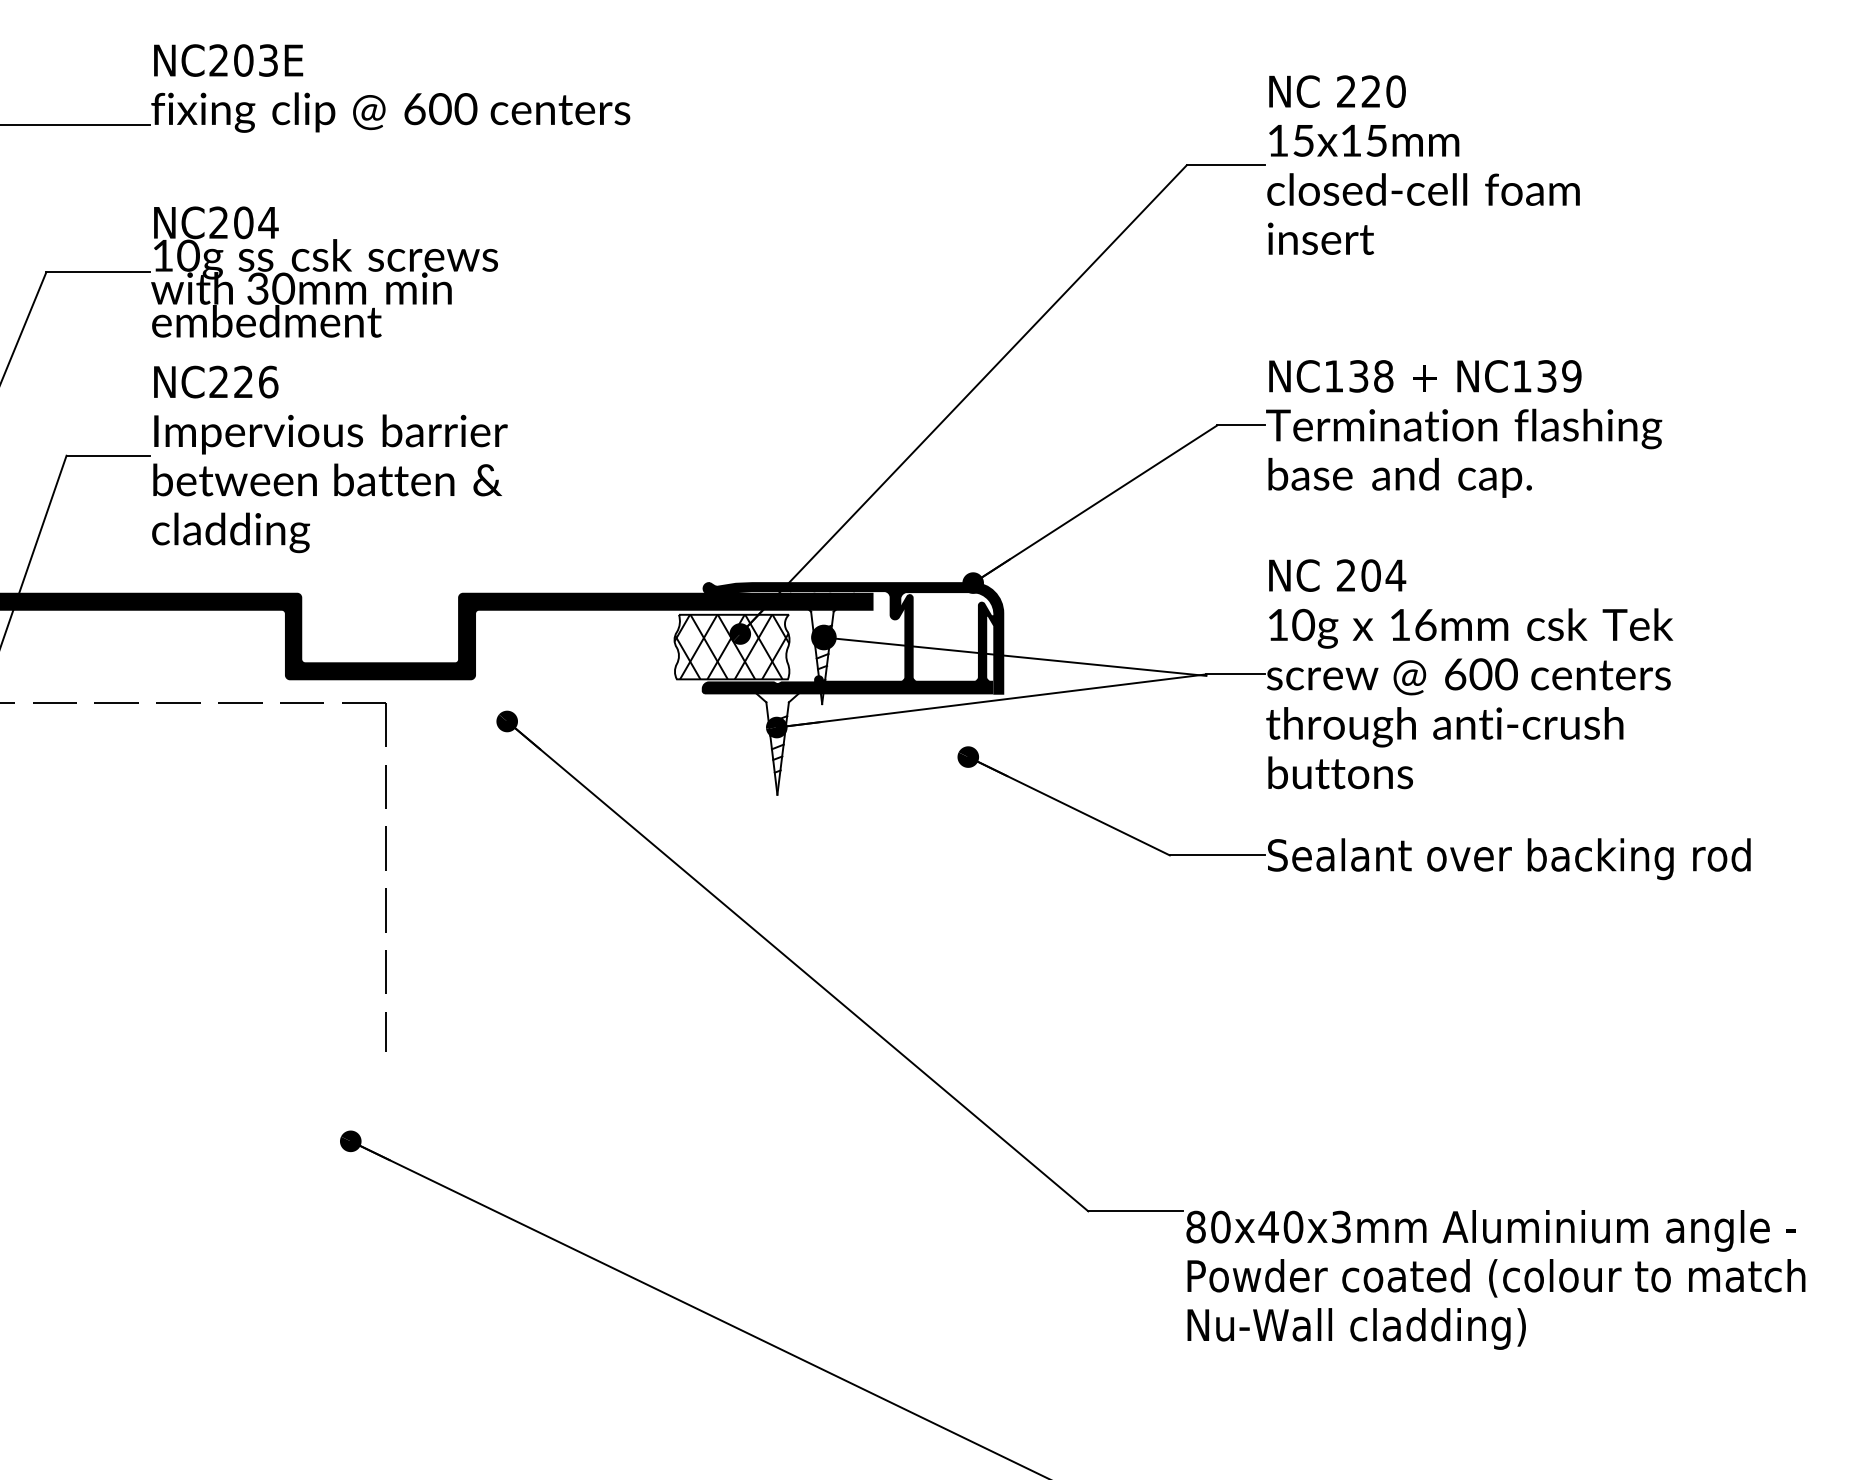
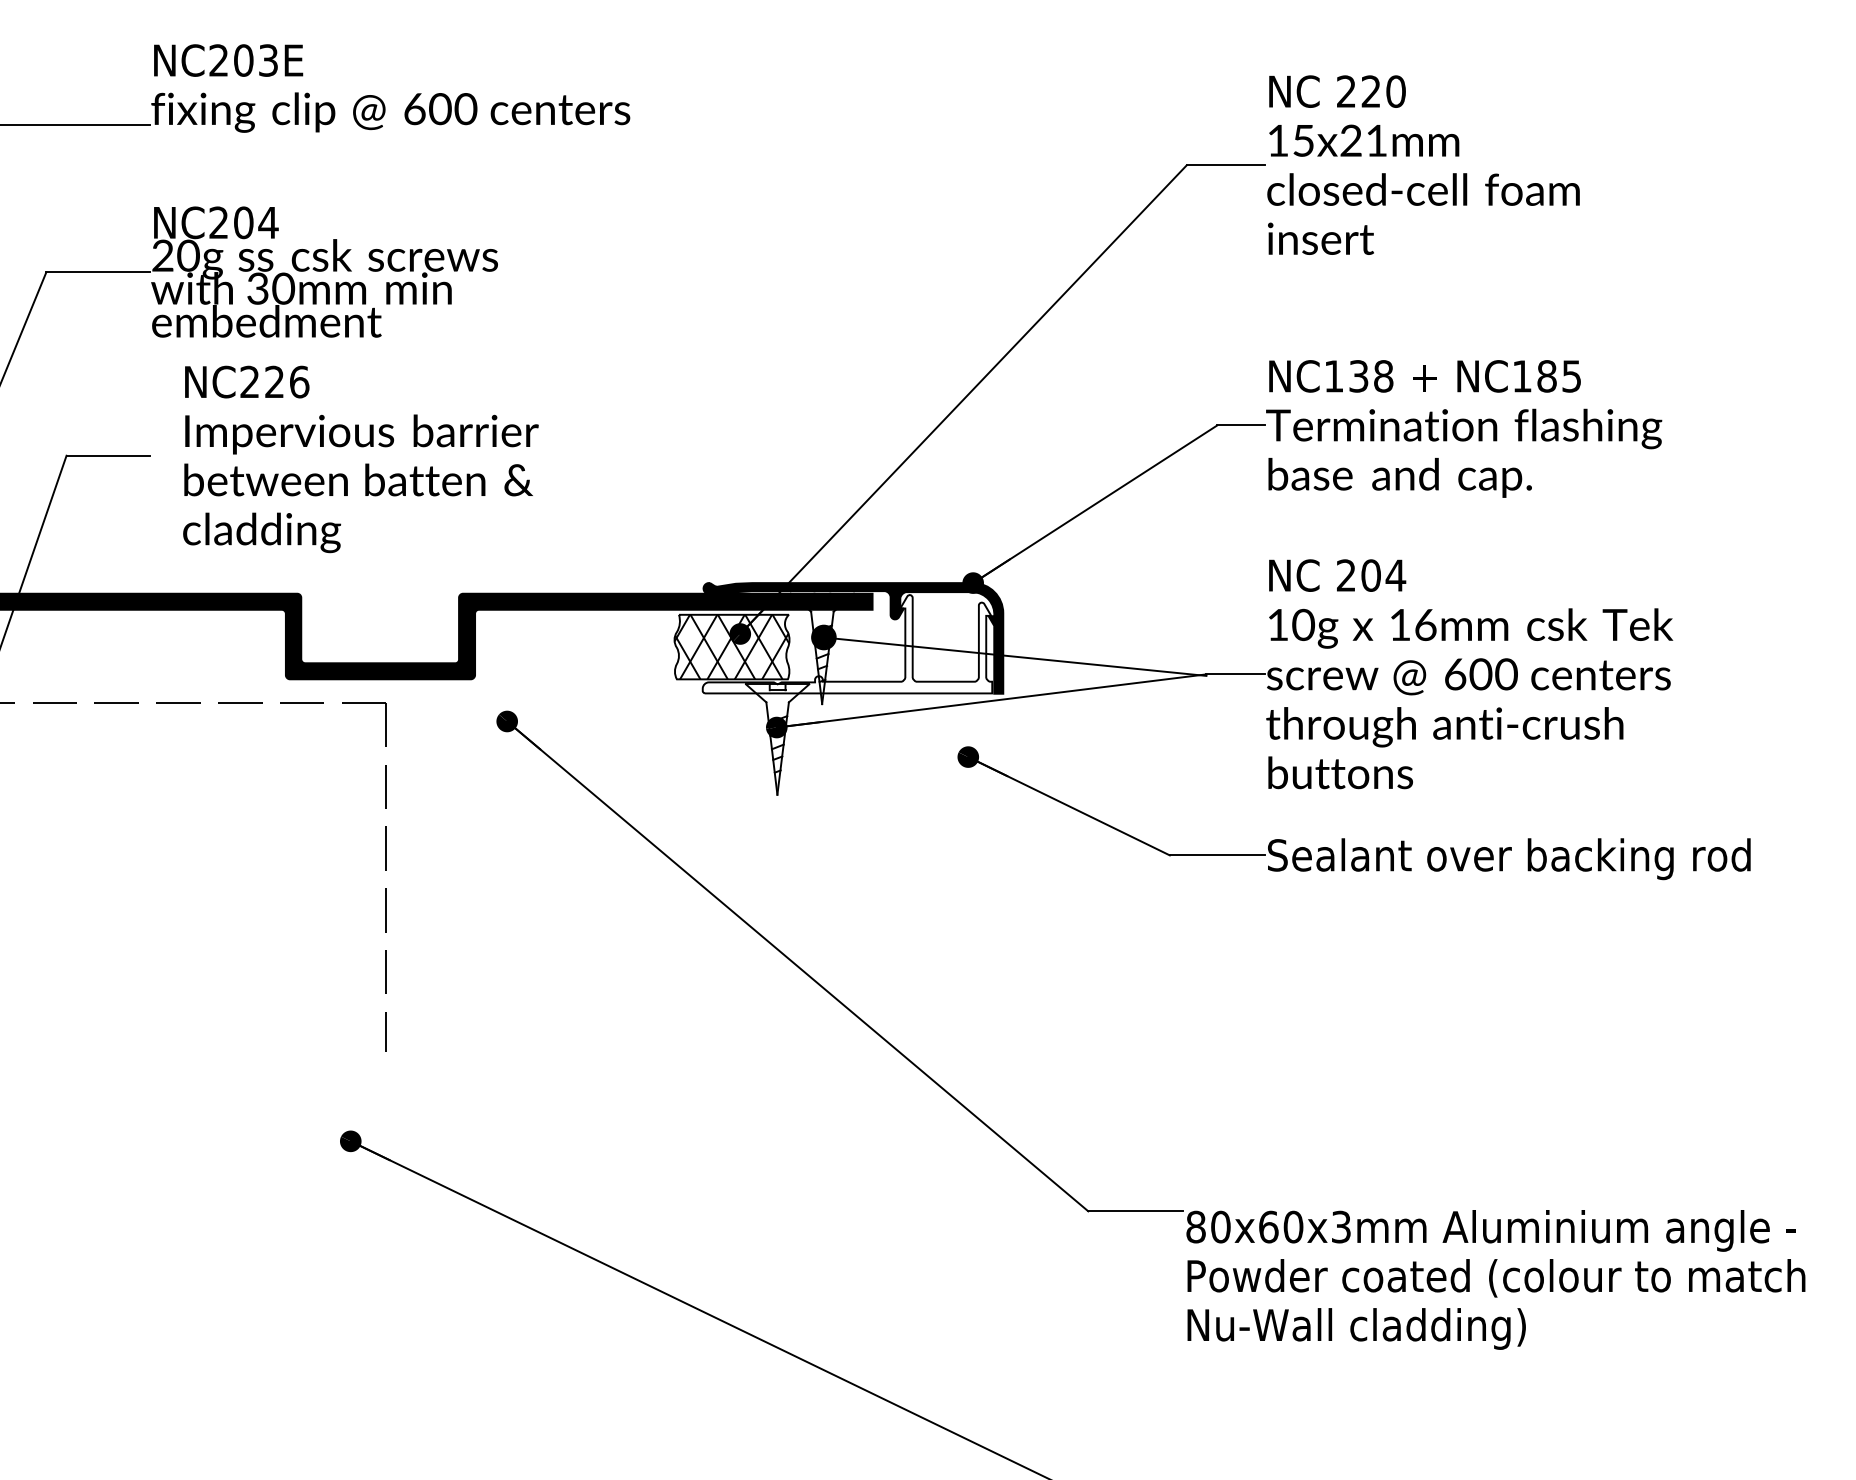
text: 15x15mm -> 15x21mm (1363, 140)
text: 10g -> 20g (162, 255)
text: NC139 -> NC185 (1559, 376)
text position: (329, 459) -> (360, 459) (360, 459)
fill: present -> none (847, 644)
text: 80x40x3mm -> 80x60x3mm (1268, 1226)
